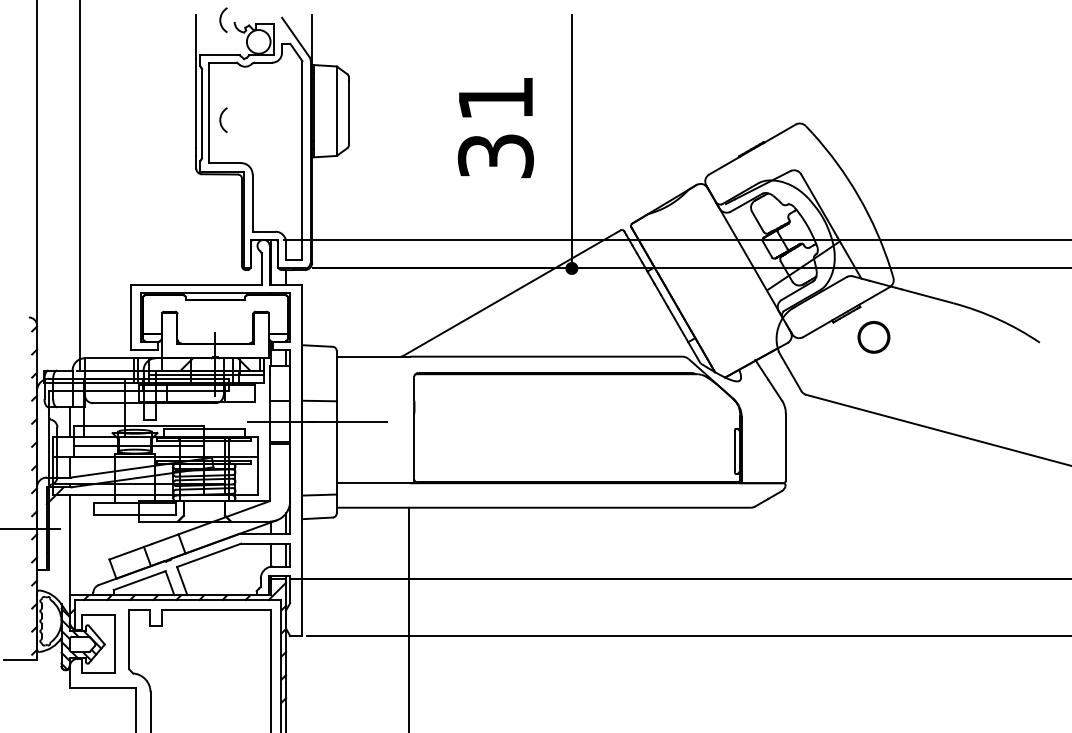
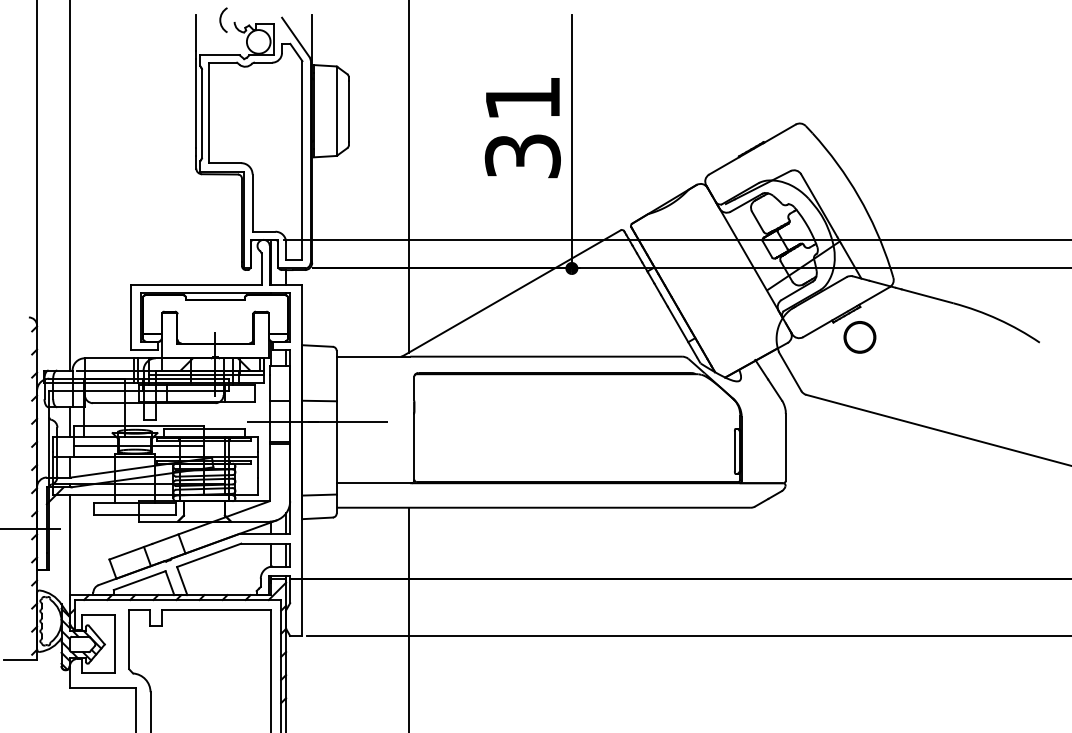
arc: present -> none (221, 119)
text position: (495, 128) -> (522, 128) (522, 128)
line: none -> present (408, 177)
line position: (79, 186) -> (69, 186) (69, 186)
circle position: (873, 337) -> (859, 337) (859, 337)
